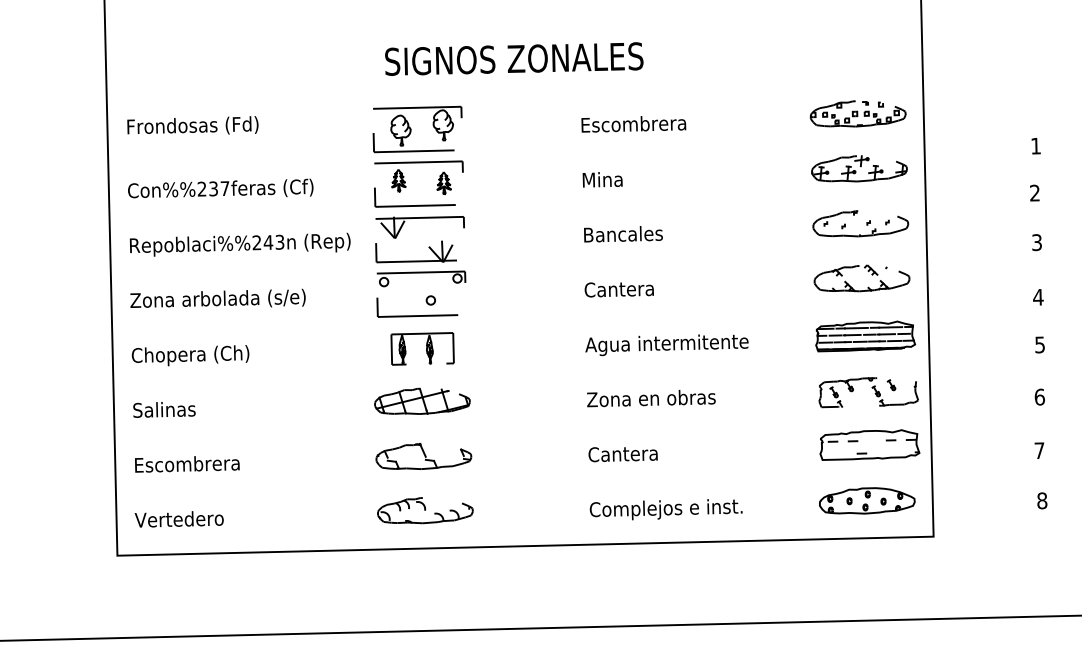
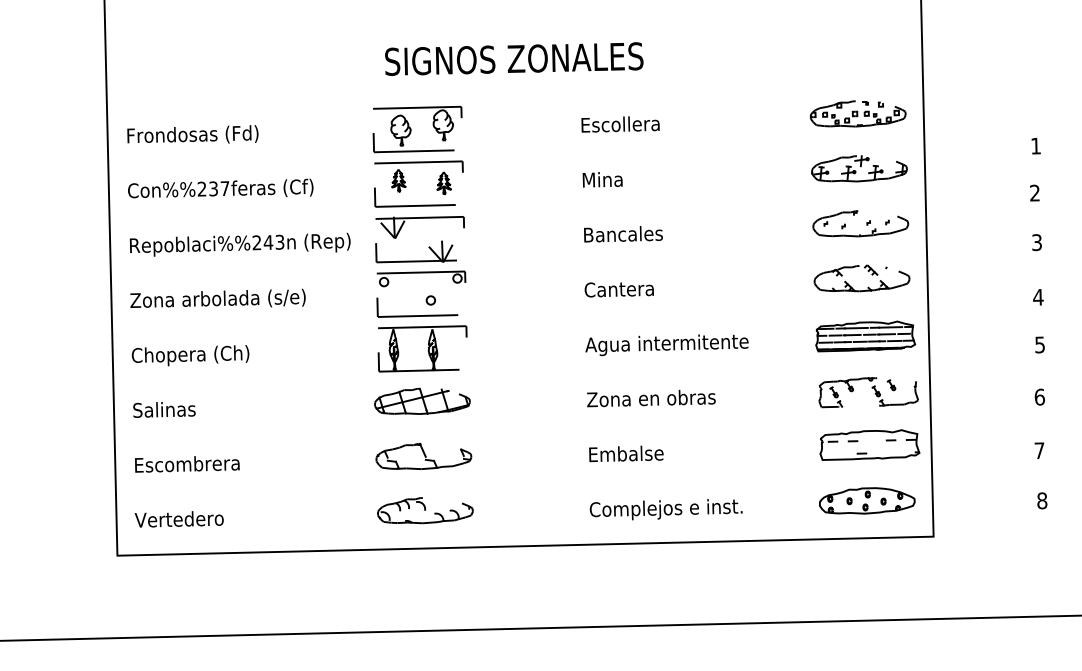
text: Escombrera -> Escollera (654, 123)
text position: (192, 125) -> (192, 134) (192, 134)
part size: 65x34 px -> 91x48 px (422, 348)
text: Cantera -> Embalse (625, 453)
